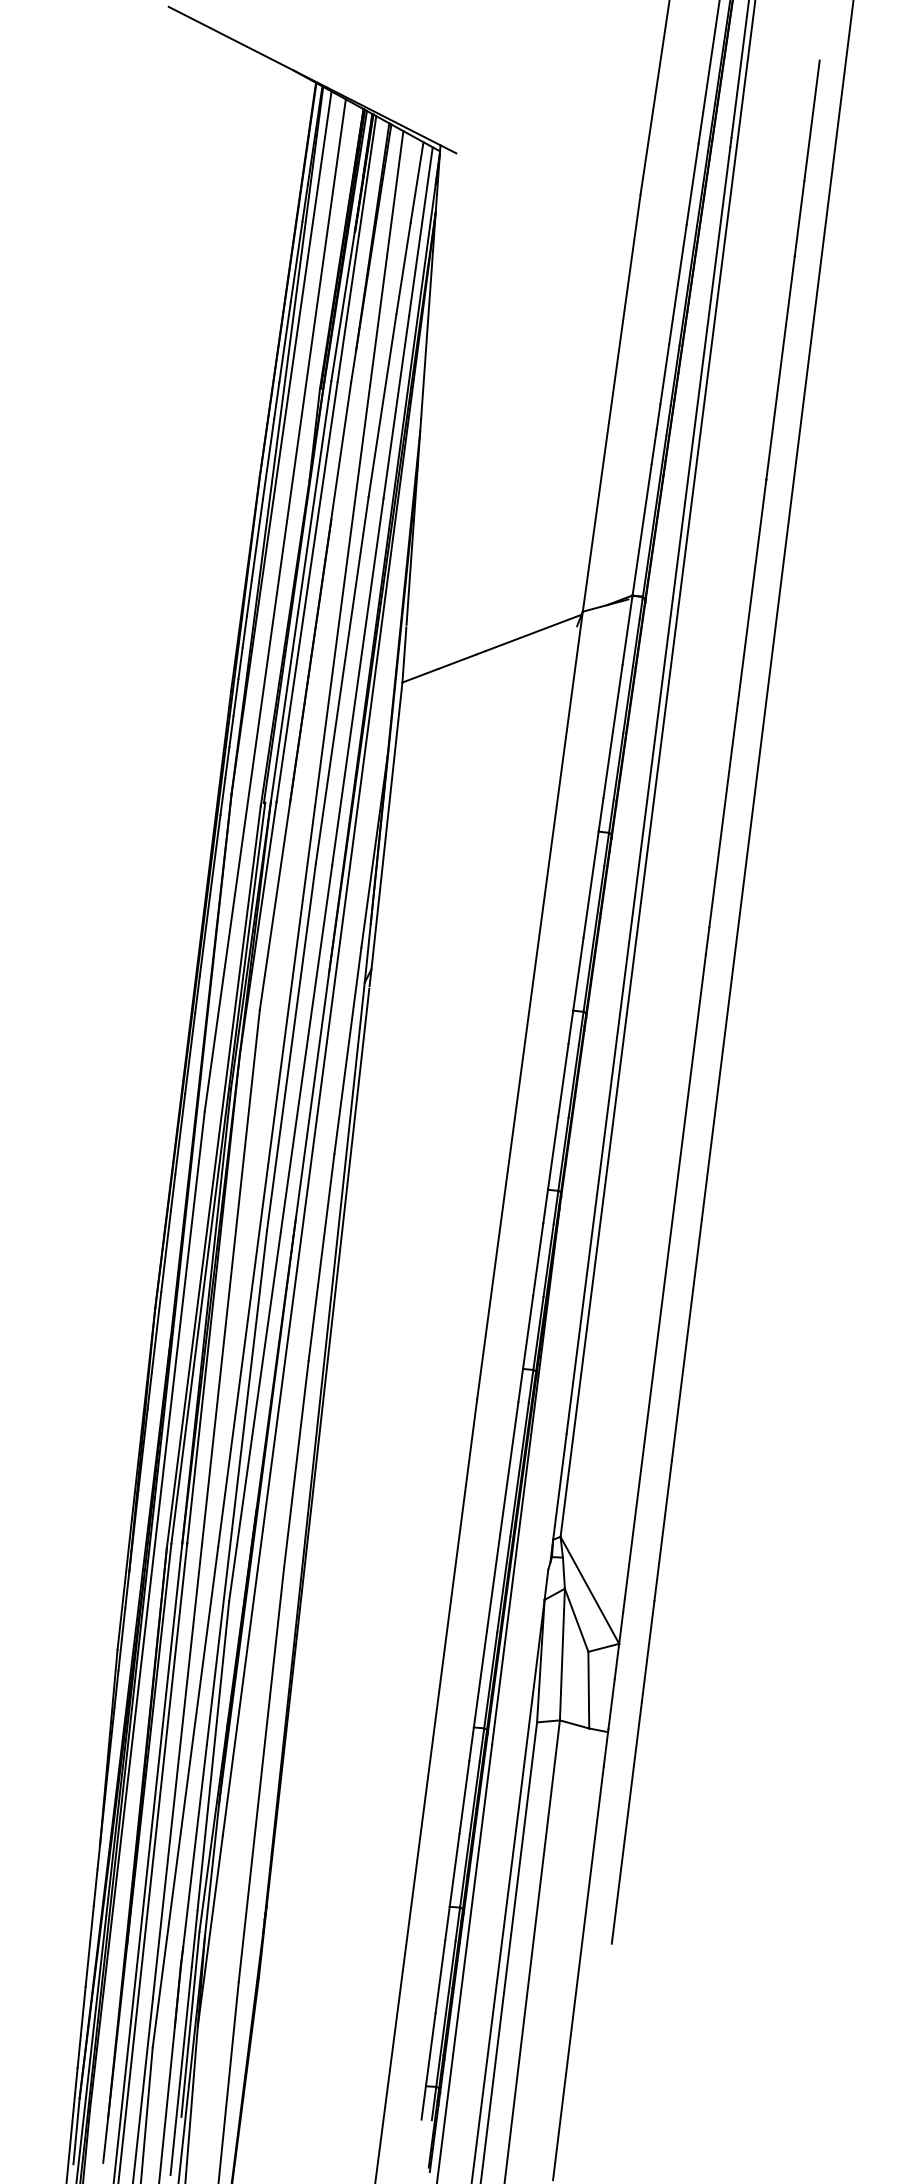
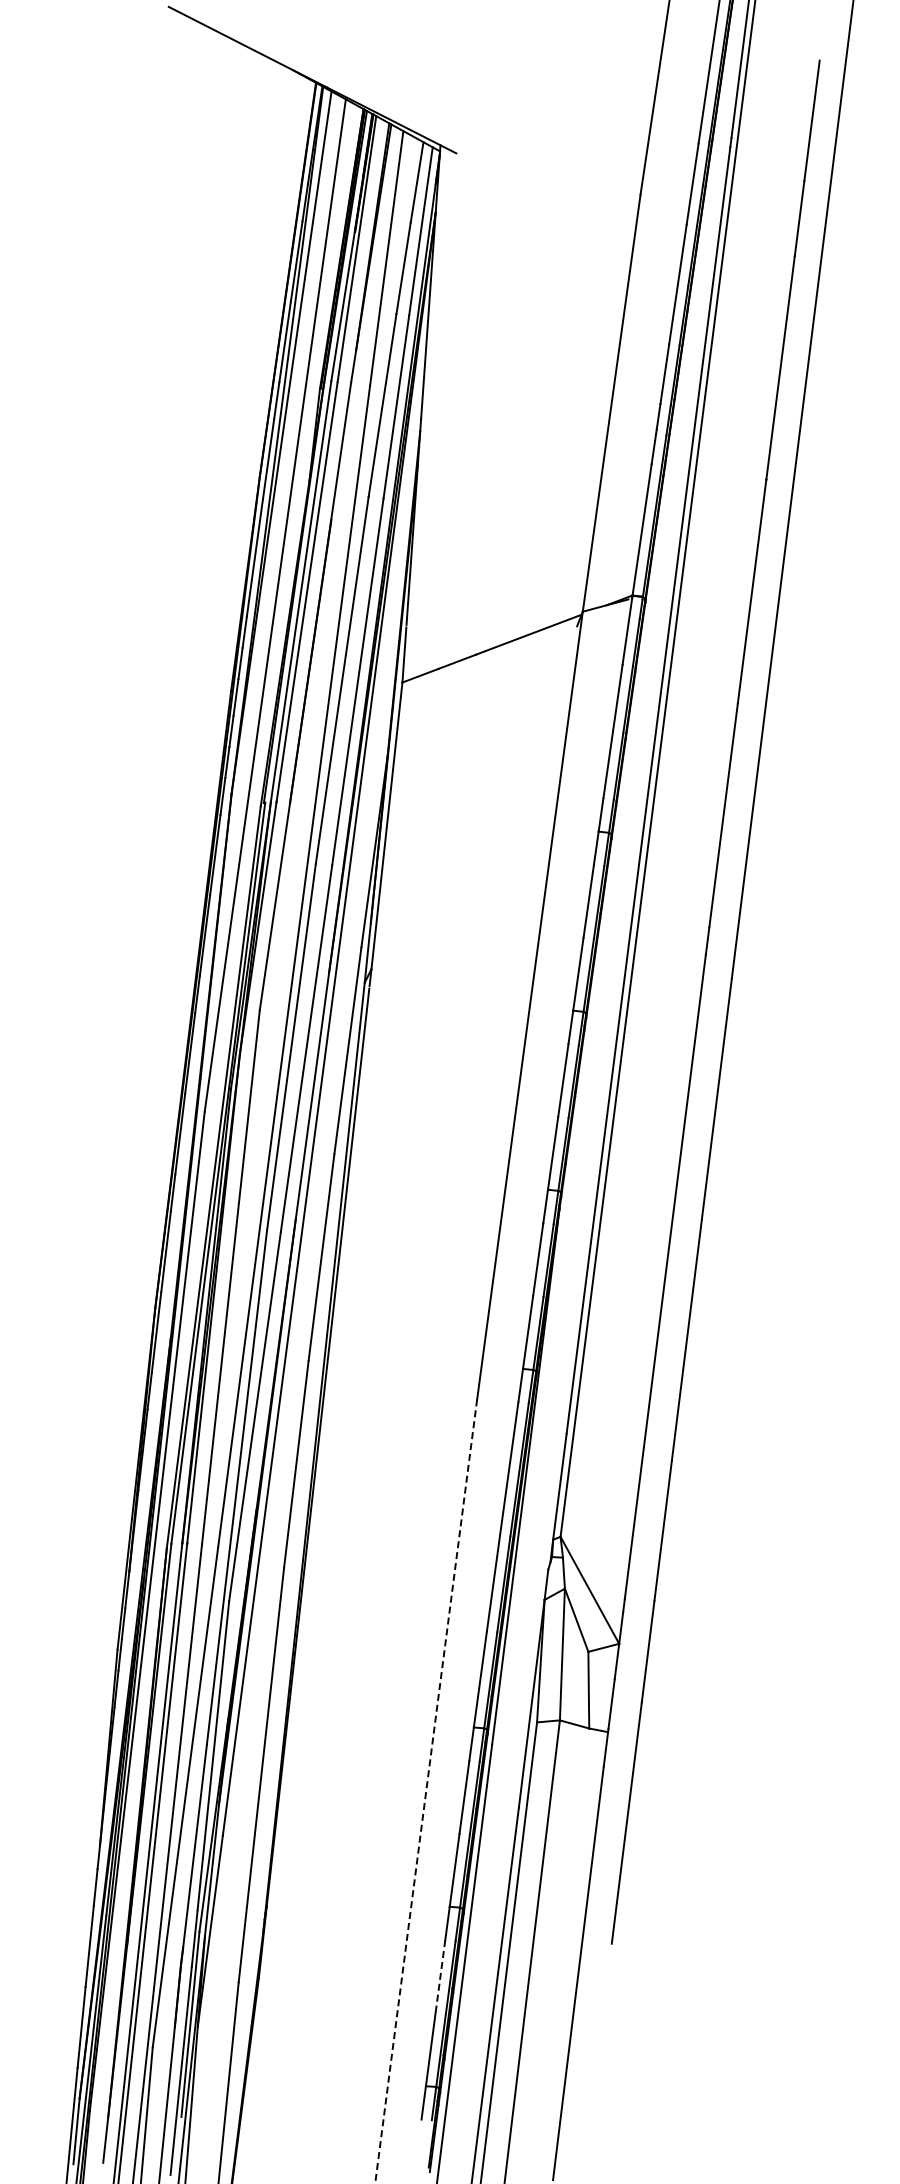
line: solid -> dashed (426, 1792)
line: solid -> dashed (440, 1976)
